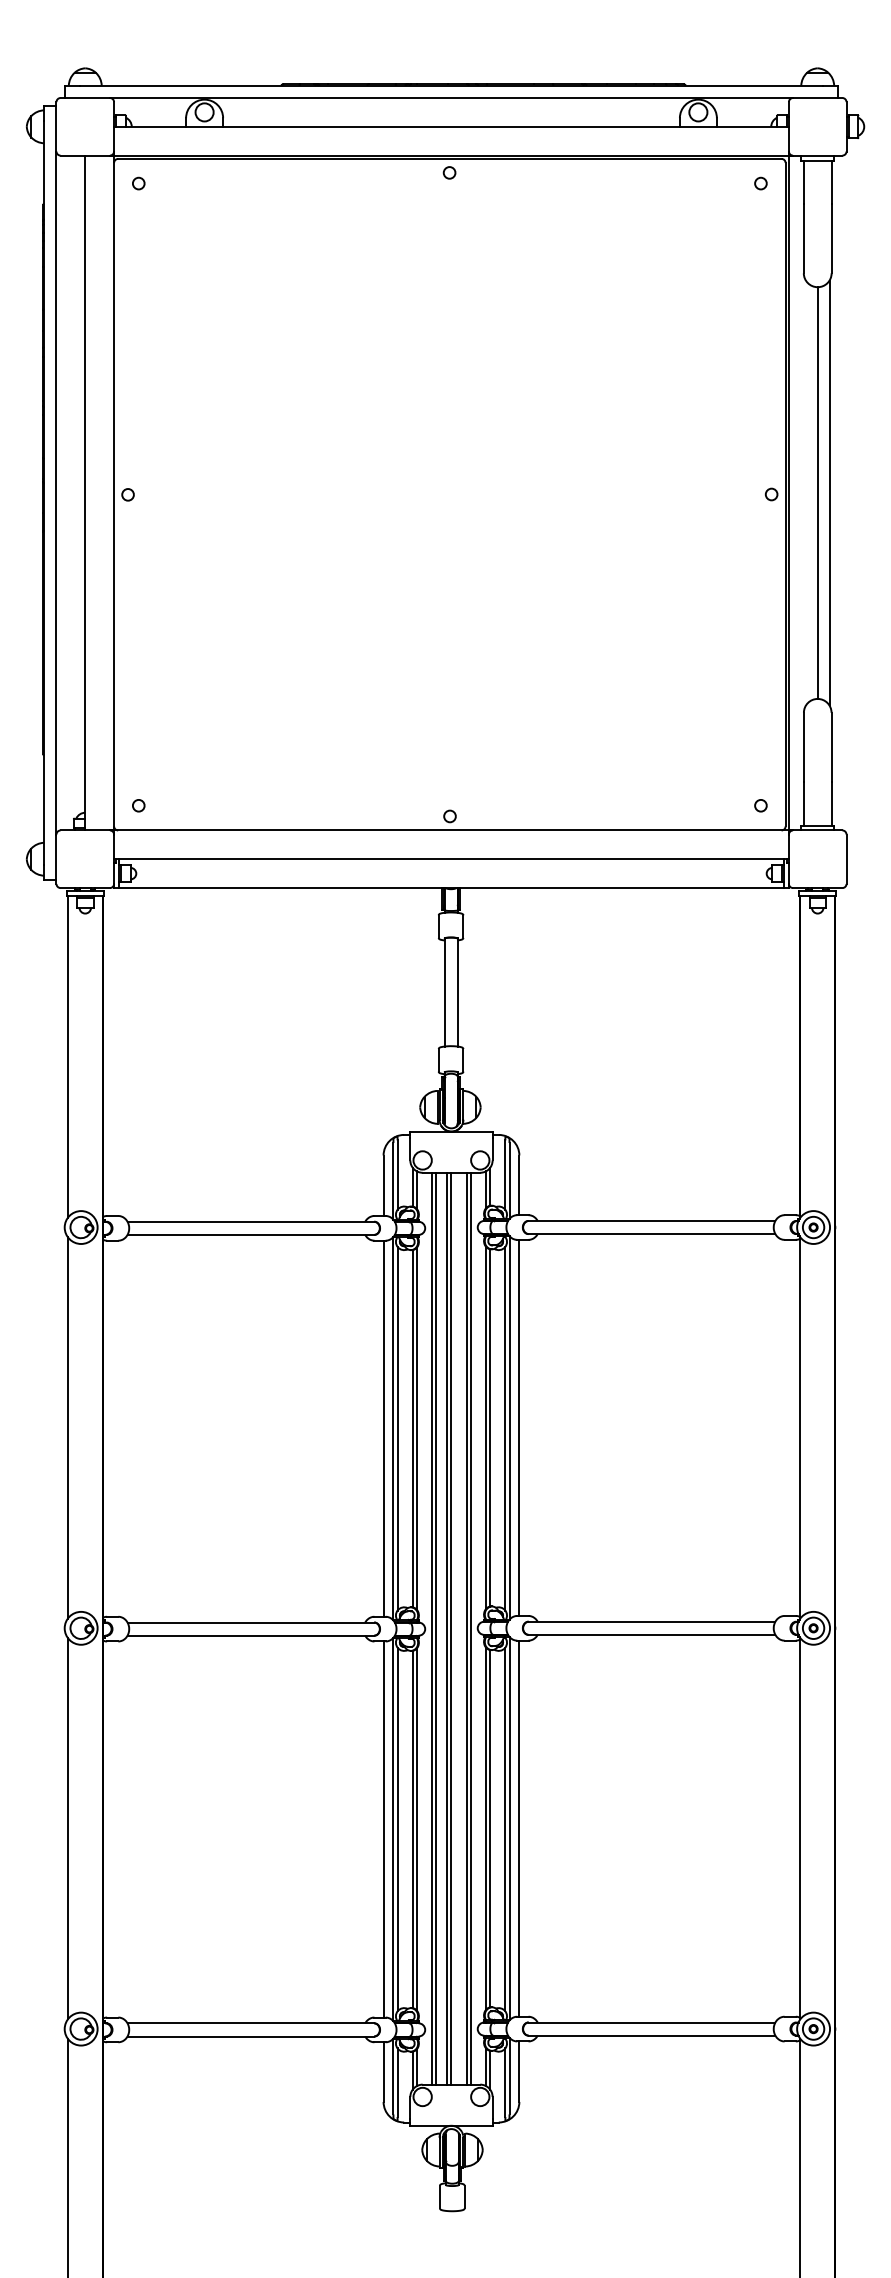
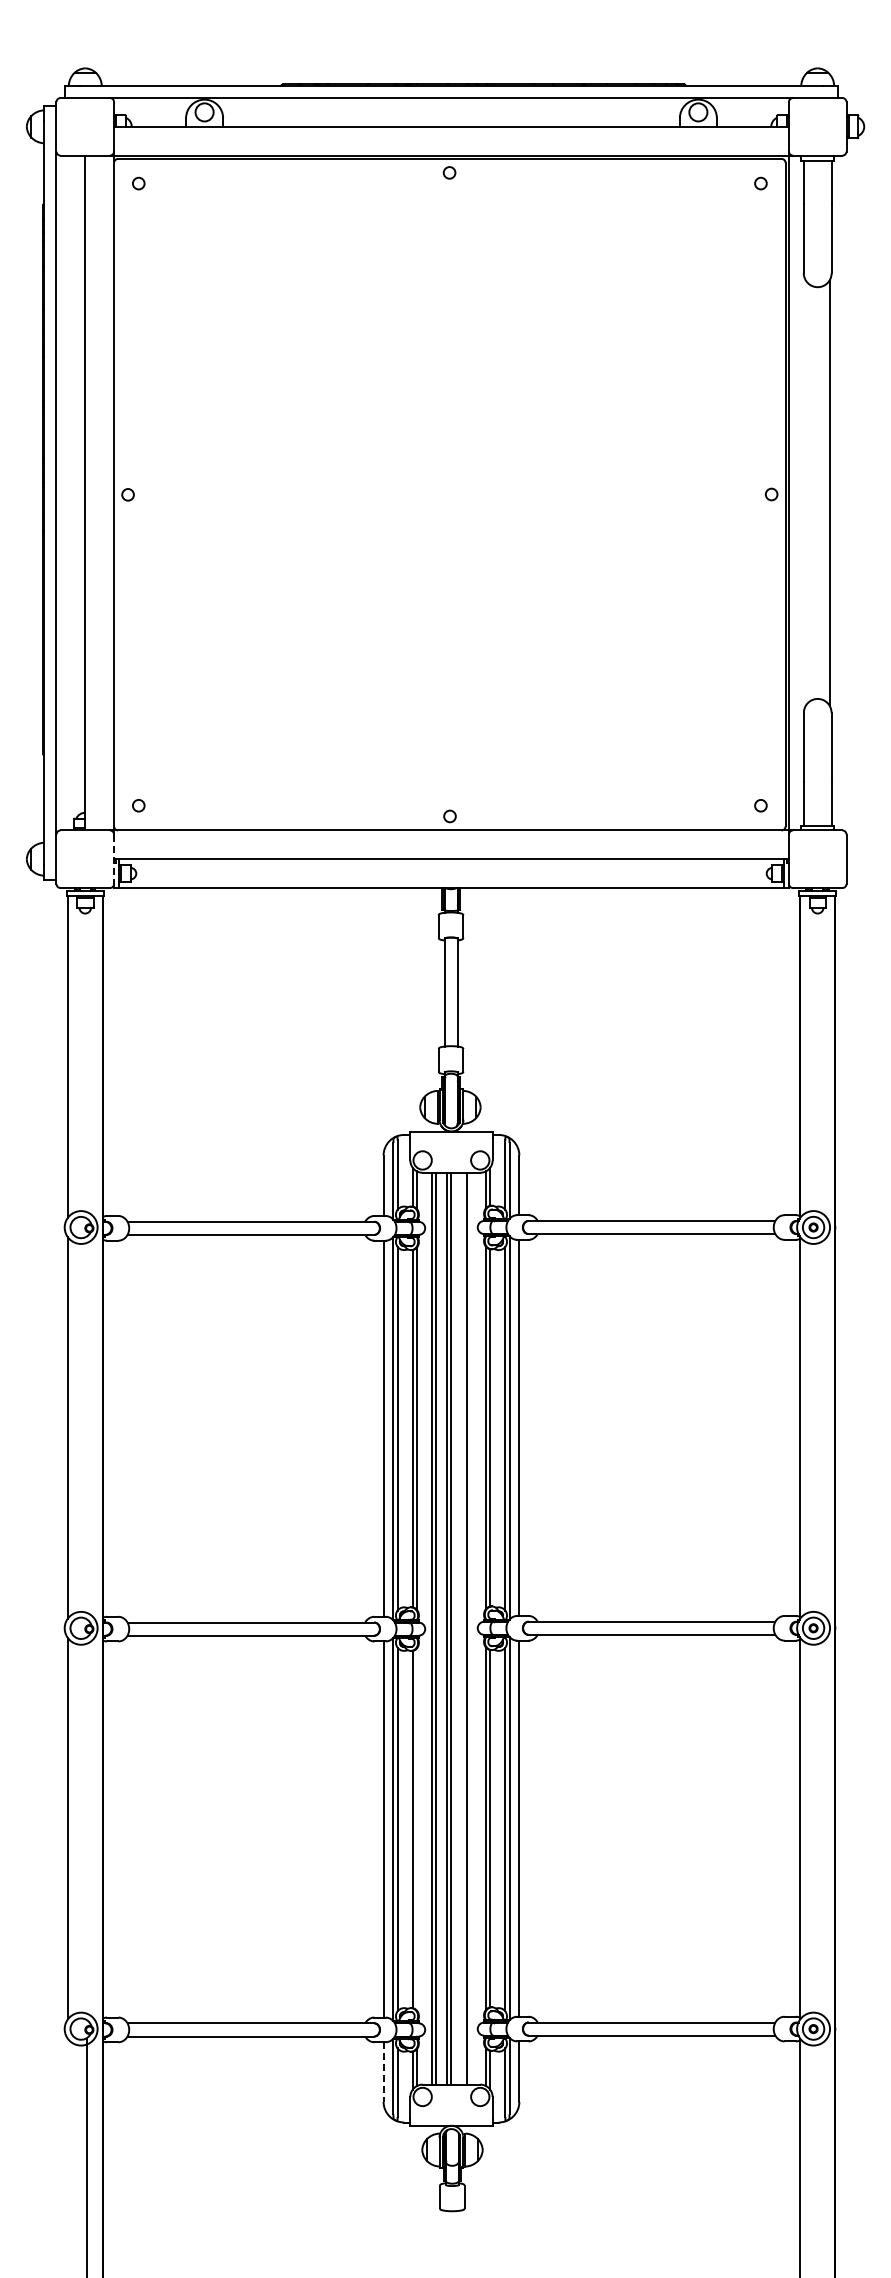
line: present -> none (817, 492)
line: solid -> dashed (114, 859)
line: present -> none (470, 1628)
line: present -> none (416, 1829)
line: solid -> dashed (383, 2072)
line position: (67, 2156) -> (86, 2156) (86, 2156)
